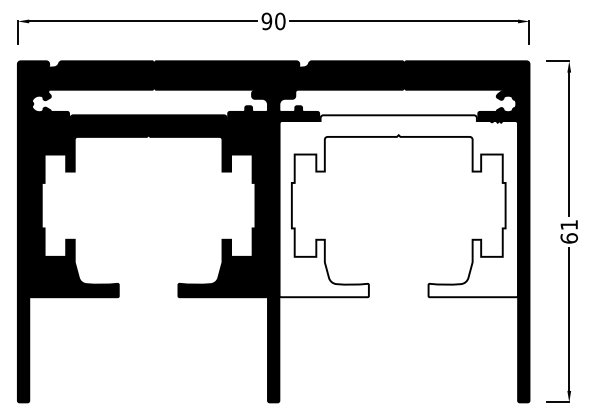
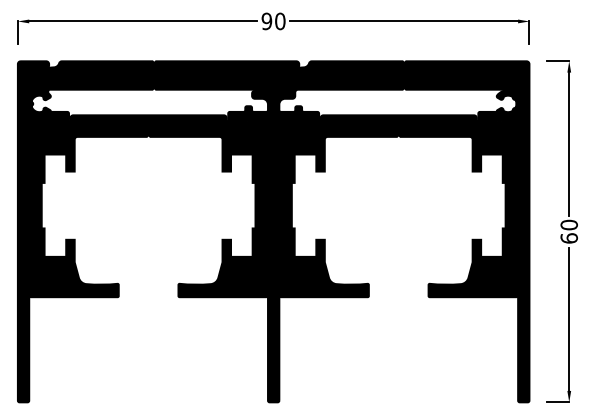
fill: none -> present (398, 206)
text: 61 -> 60 (568, 224)
